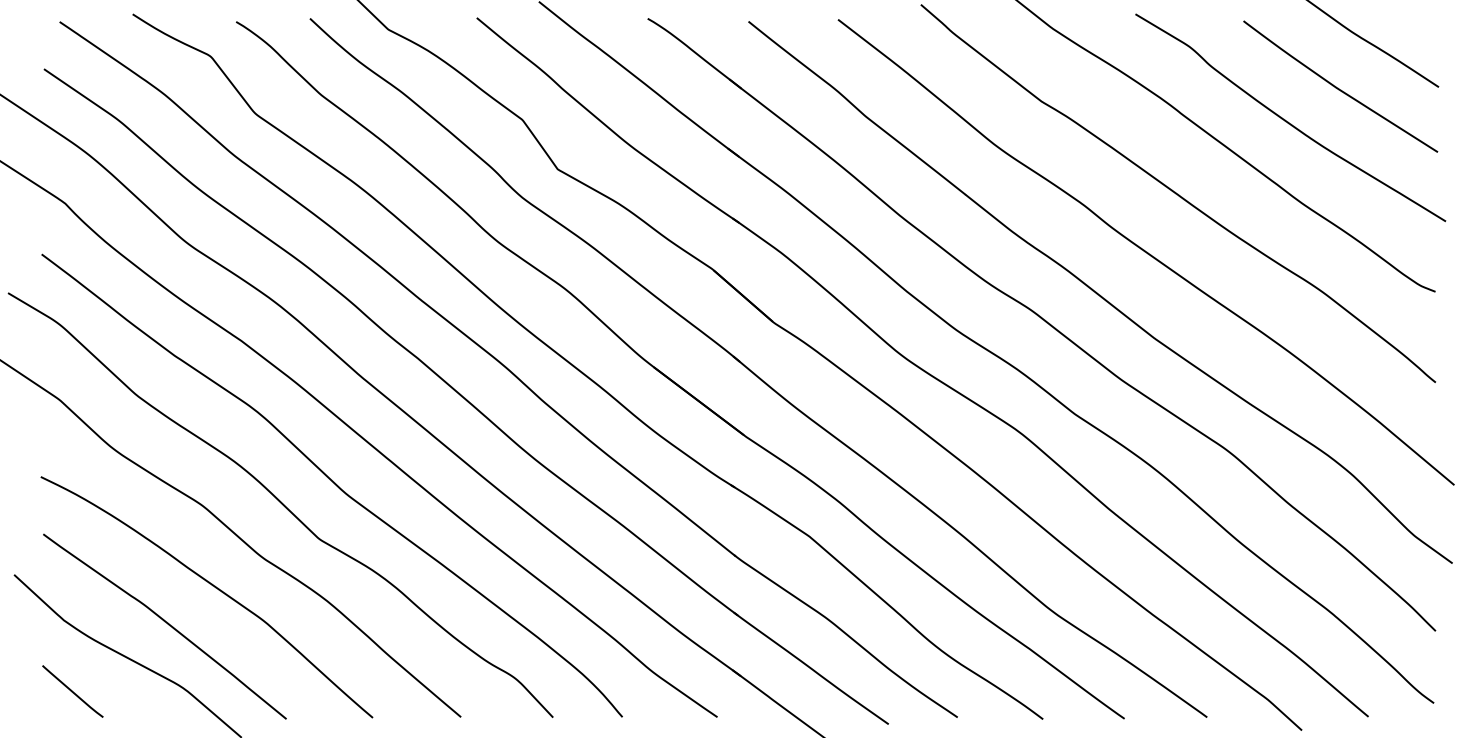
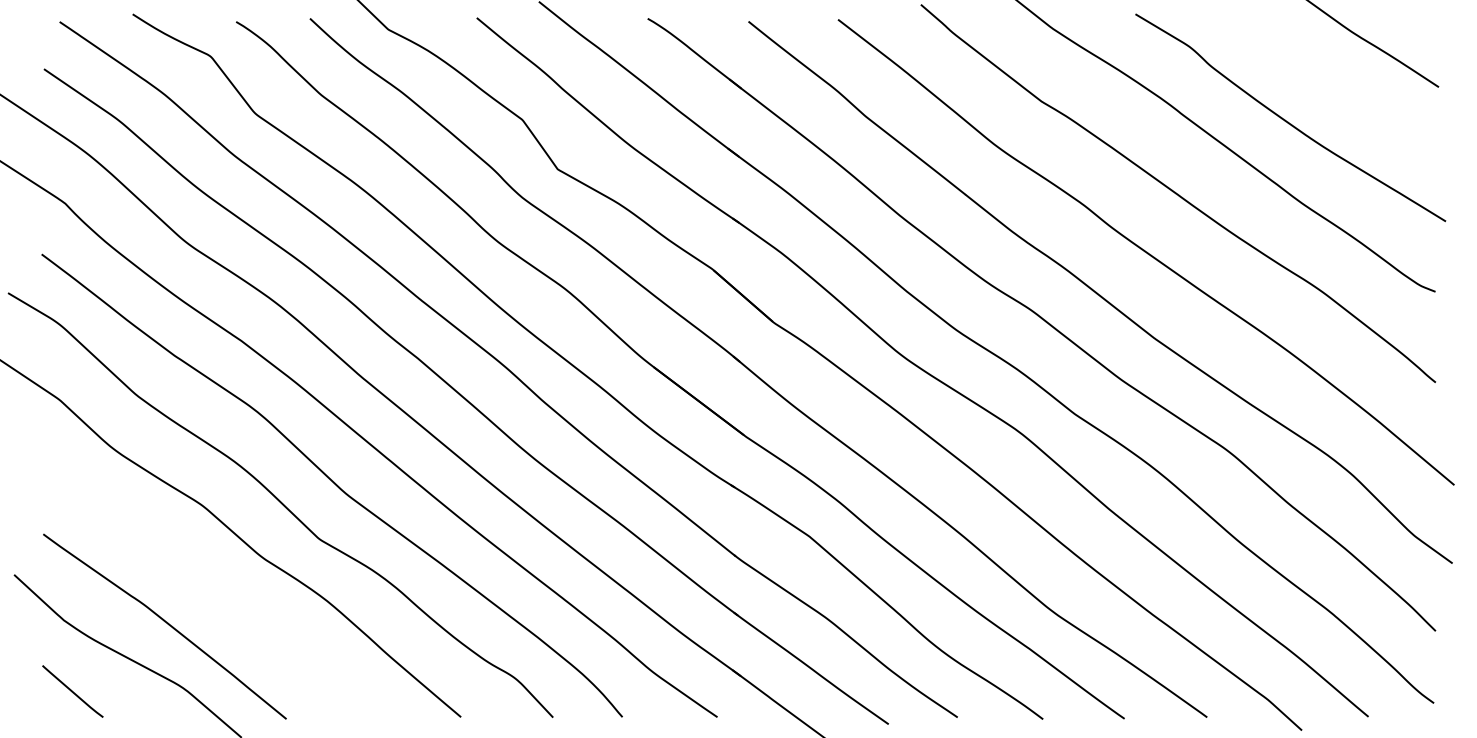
curve: present -> none (1339, 88)
curve: present -> none (212, 586)
